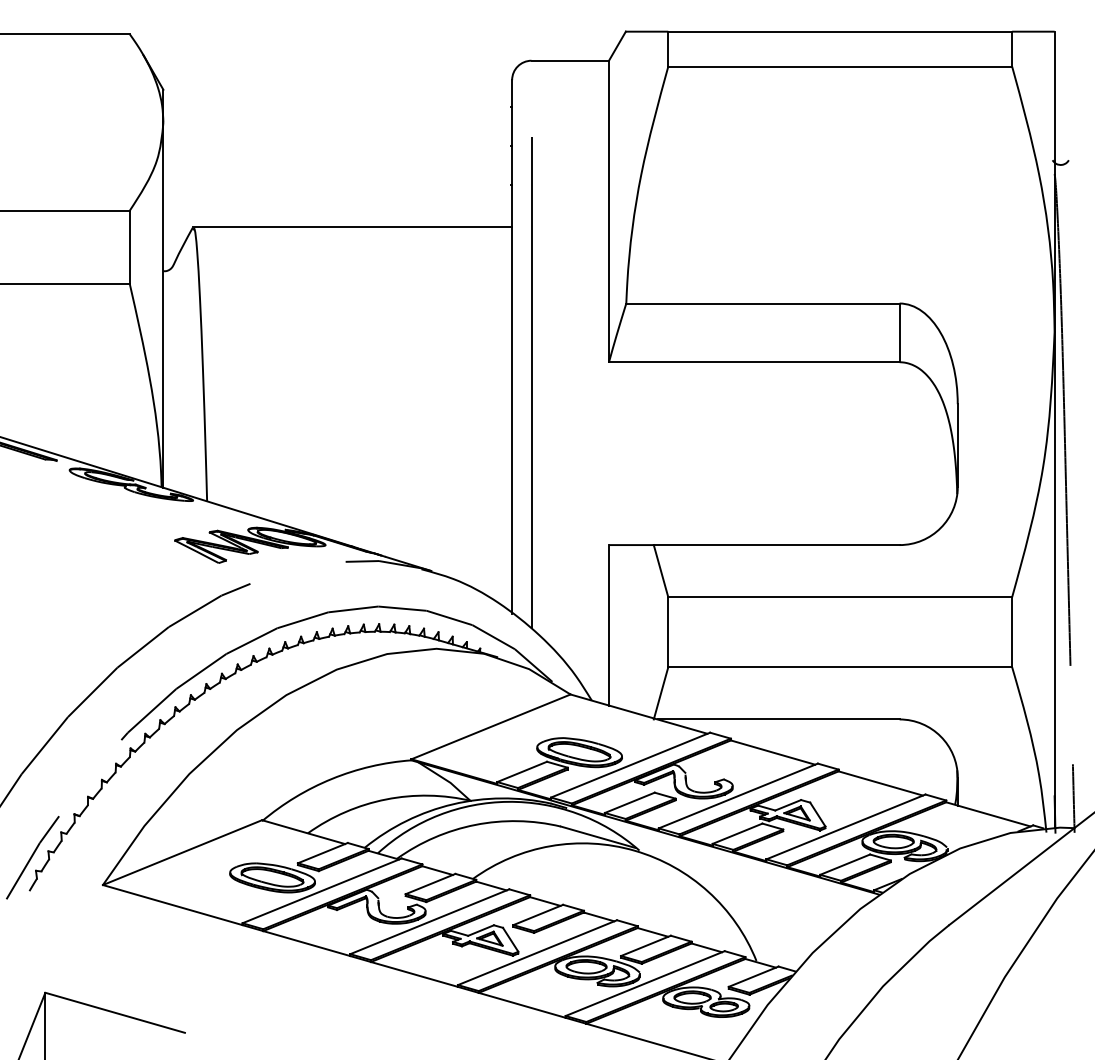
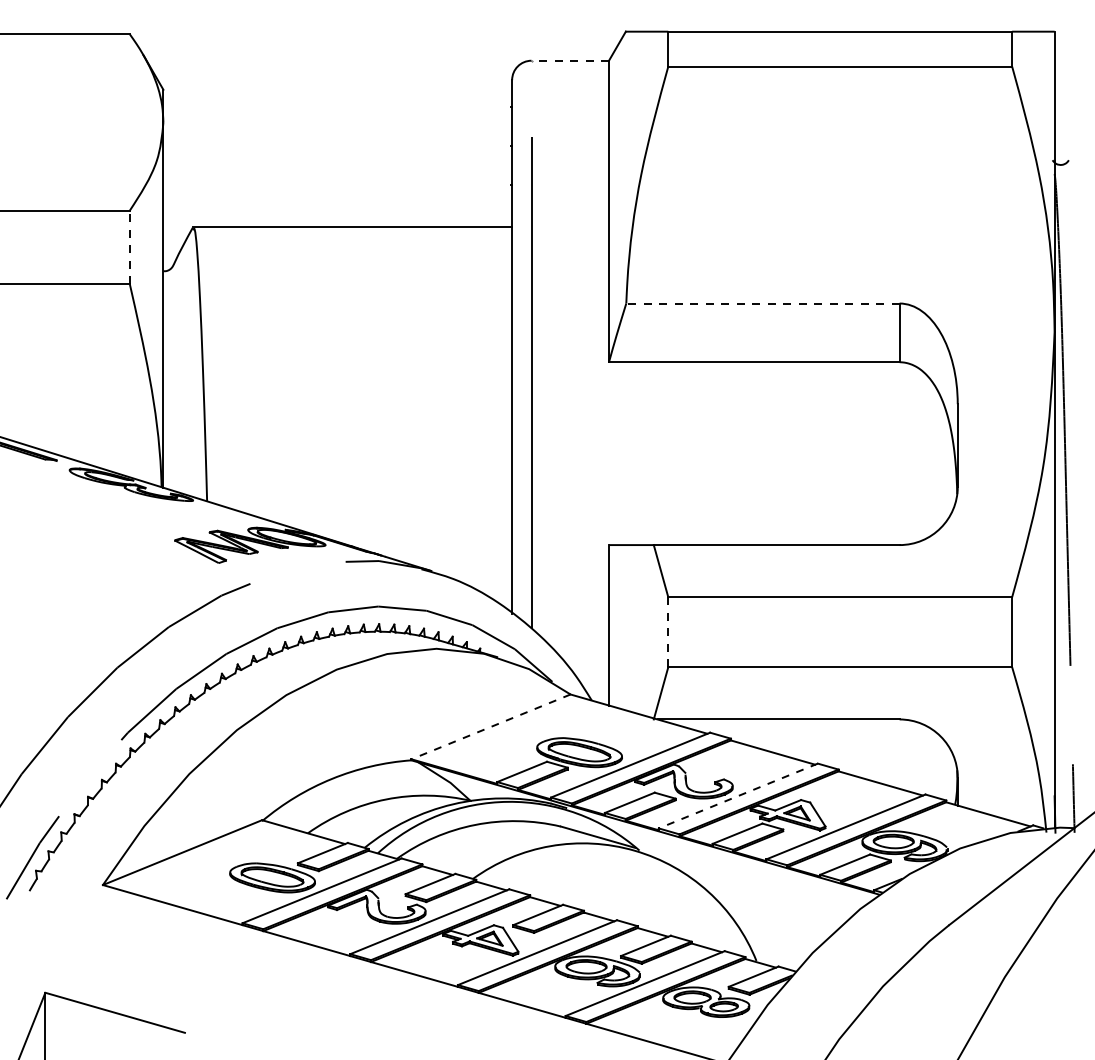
line: solid -> dashed (570, 60)
line: solid -> dashed (129, 247)
line: solid -> dashed (762, 303)
line: solid -> dashed (668, 632)
line: solid -> dashed (491, 726)
line: solid -> dashed (738, 796)
